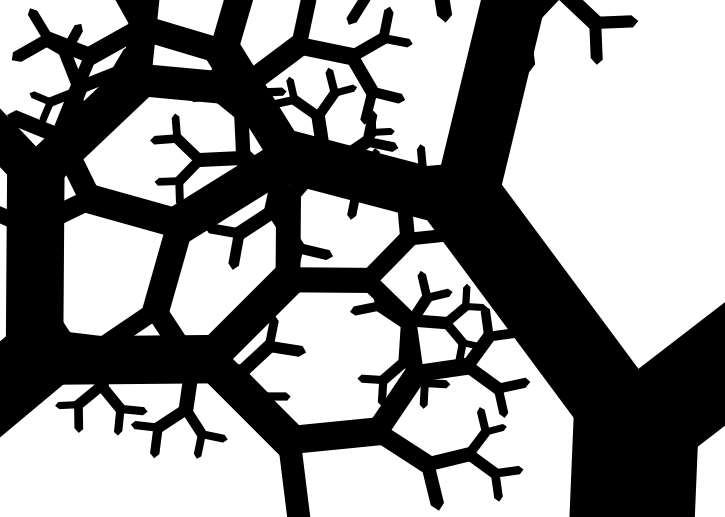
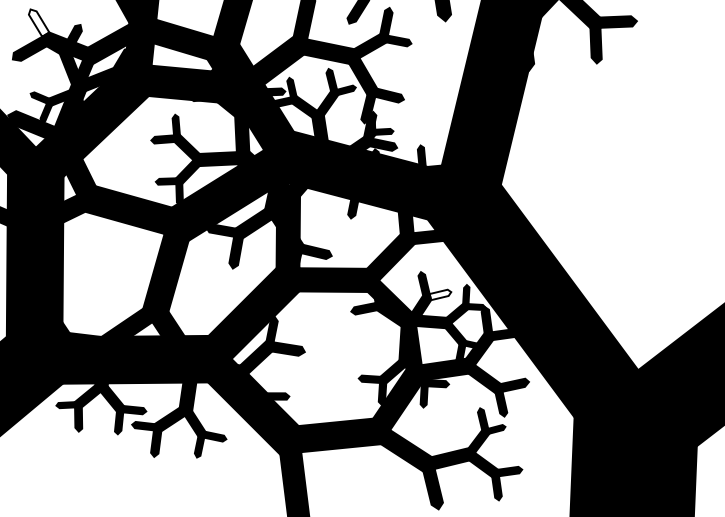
fill: present -> none (38, 22)
fill: present -> none (440, 294)
